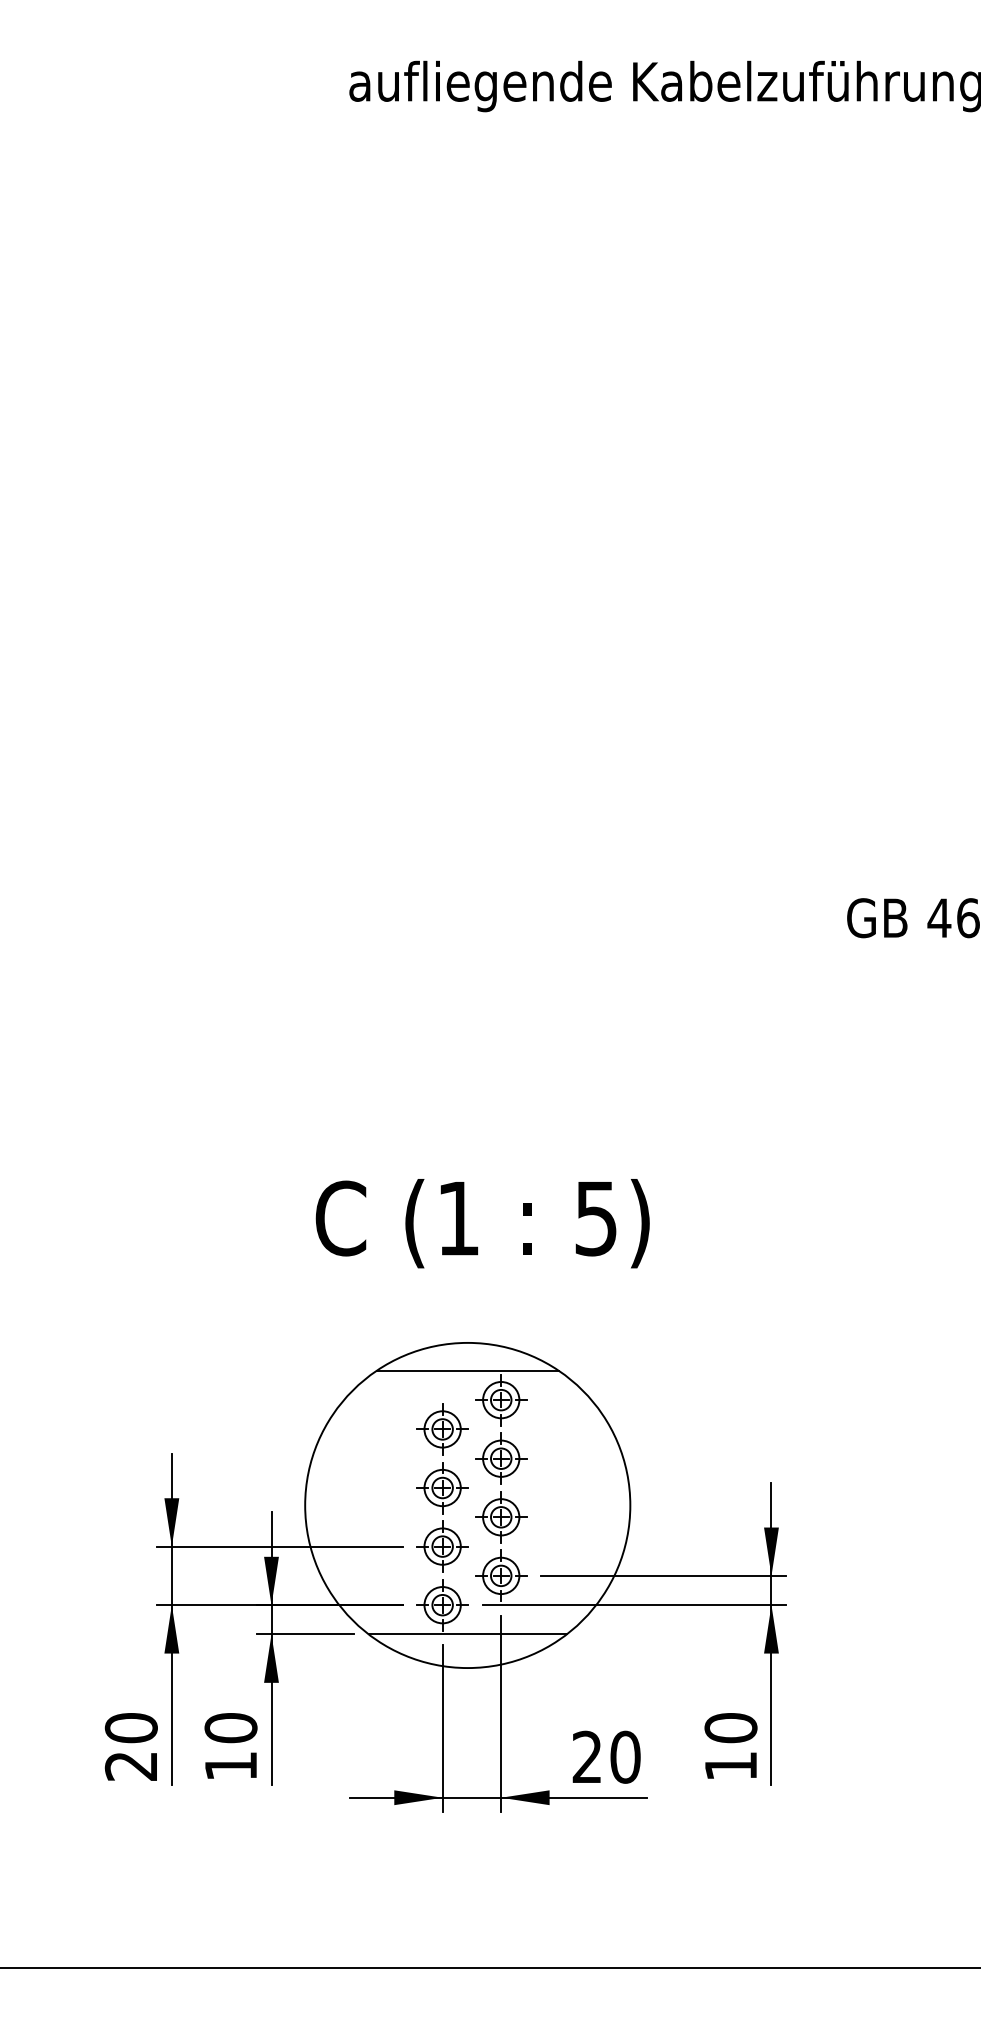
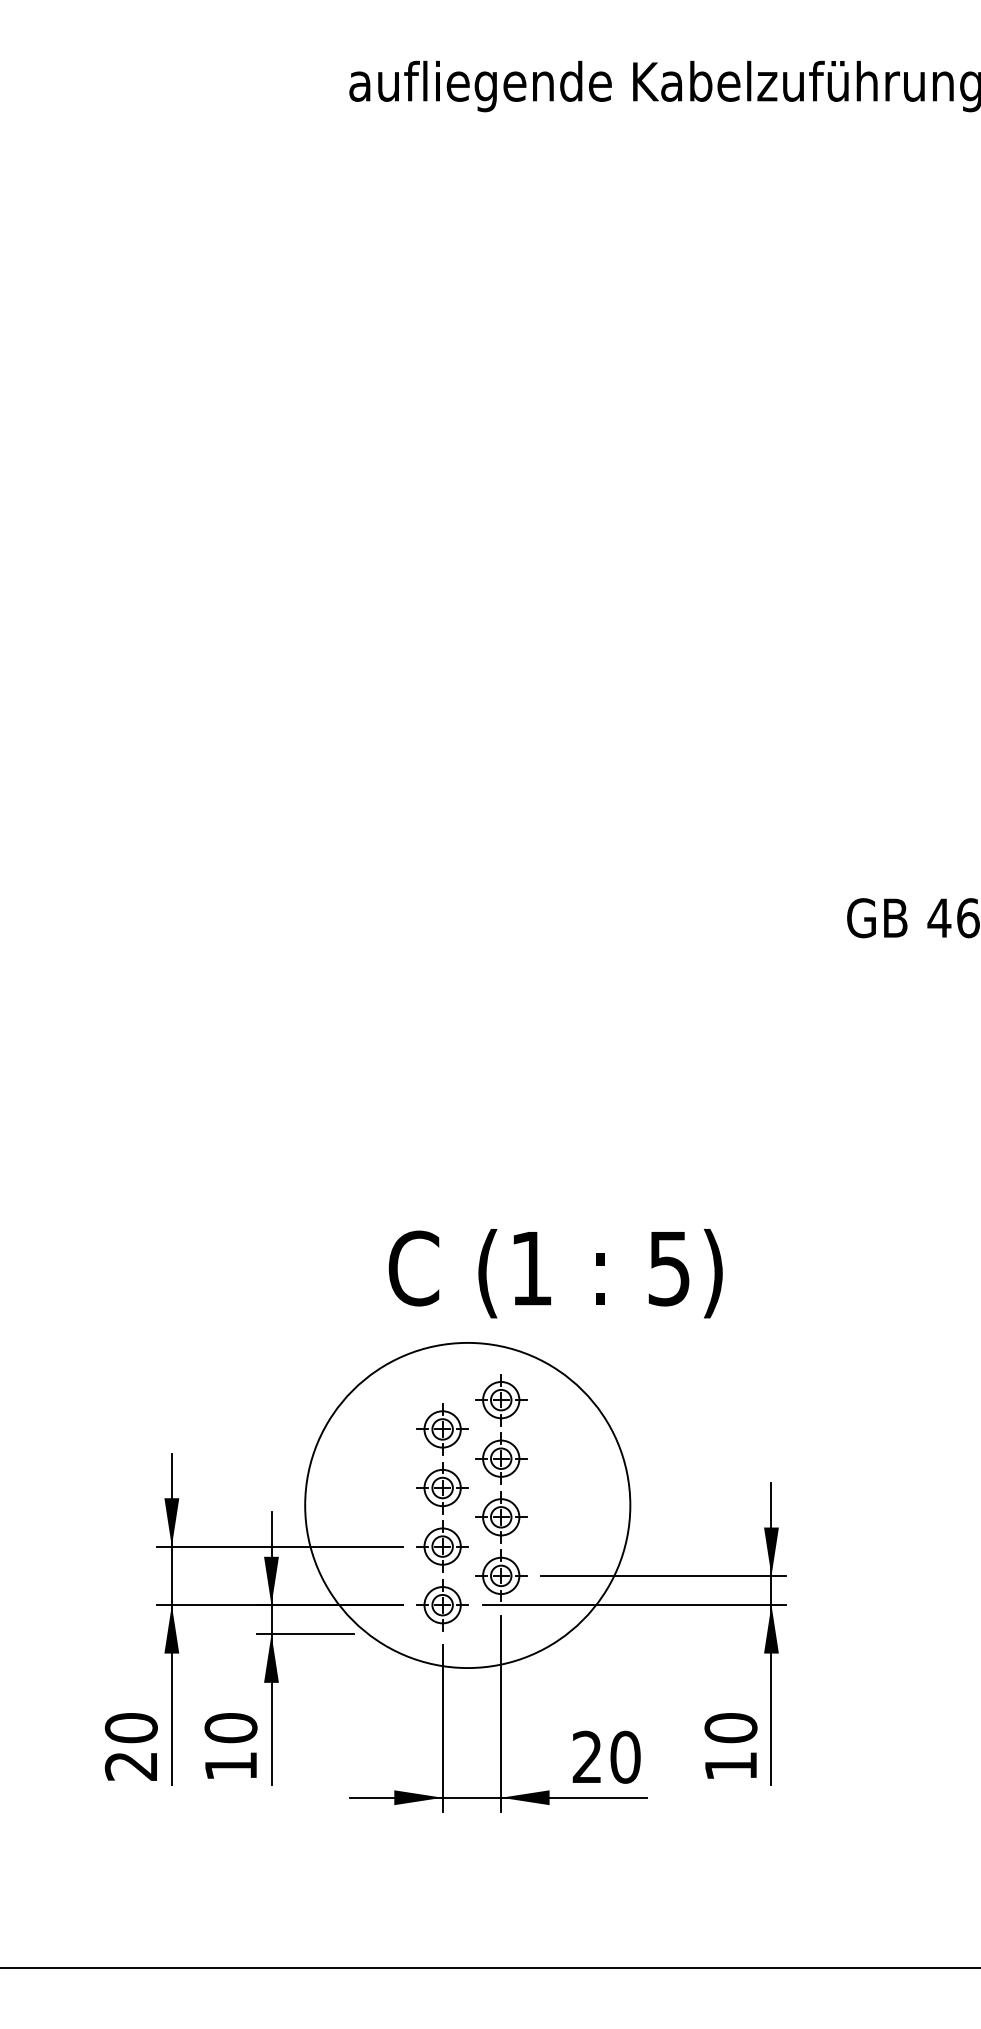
text position: (482, 1223) -> (555, 1273) (555, 1273)
line: present -> none (467, 1370)
line: present -> none (467, 1634)
